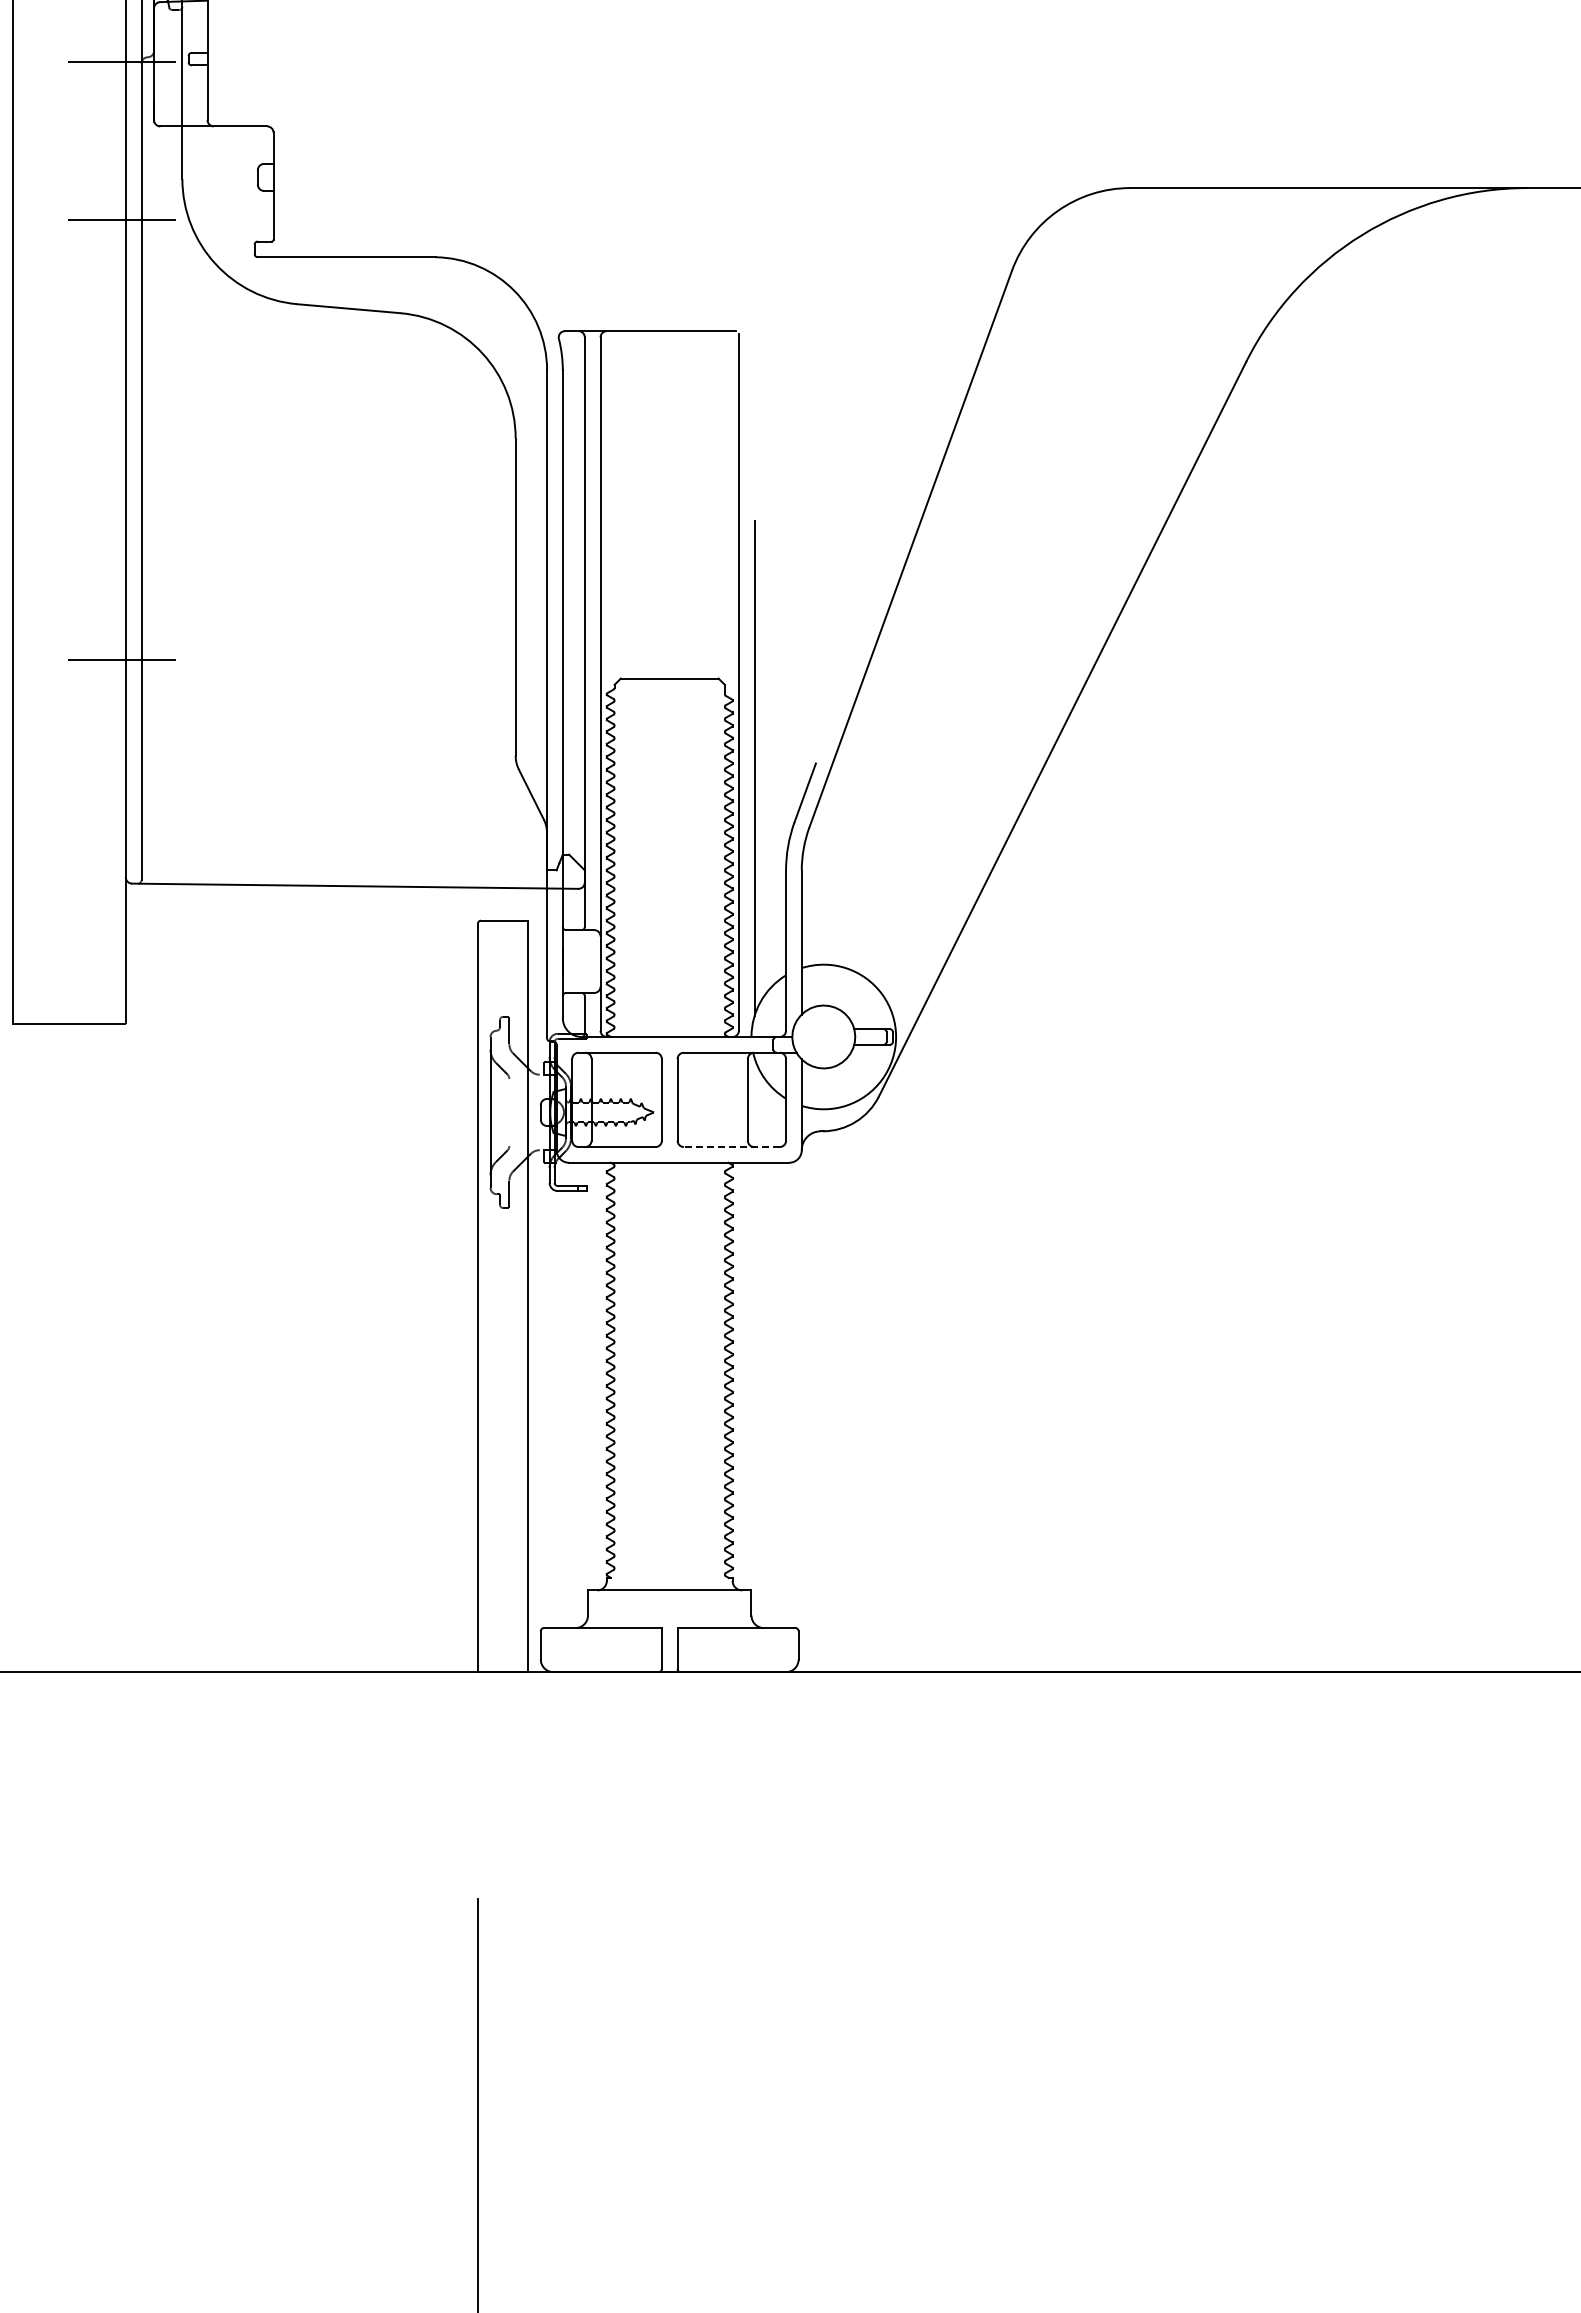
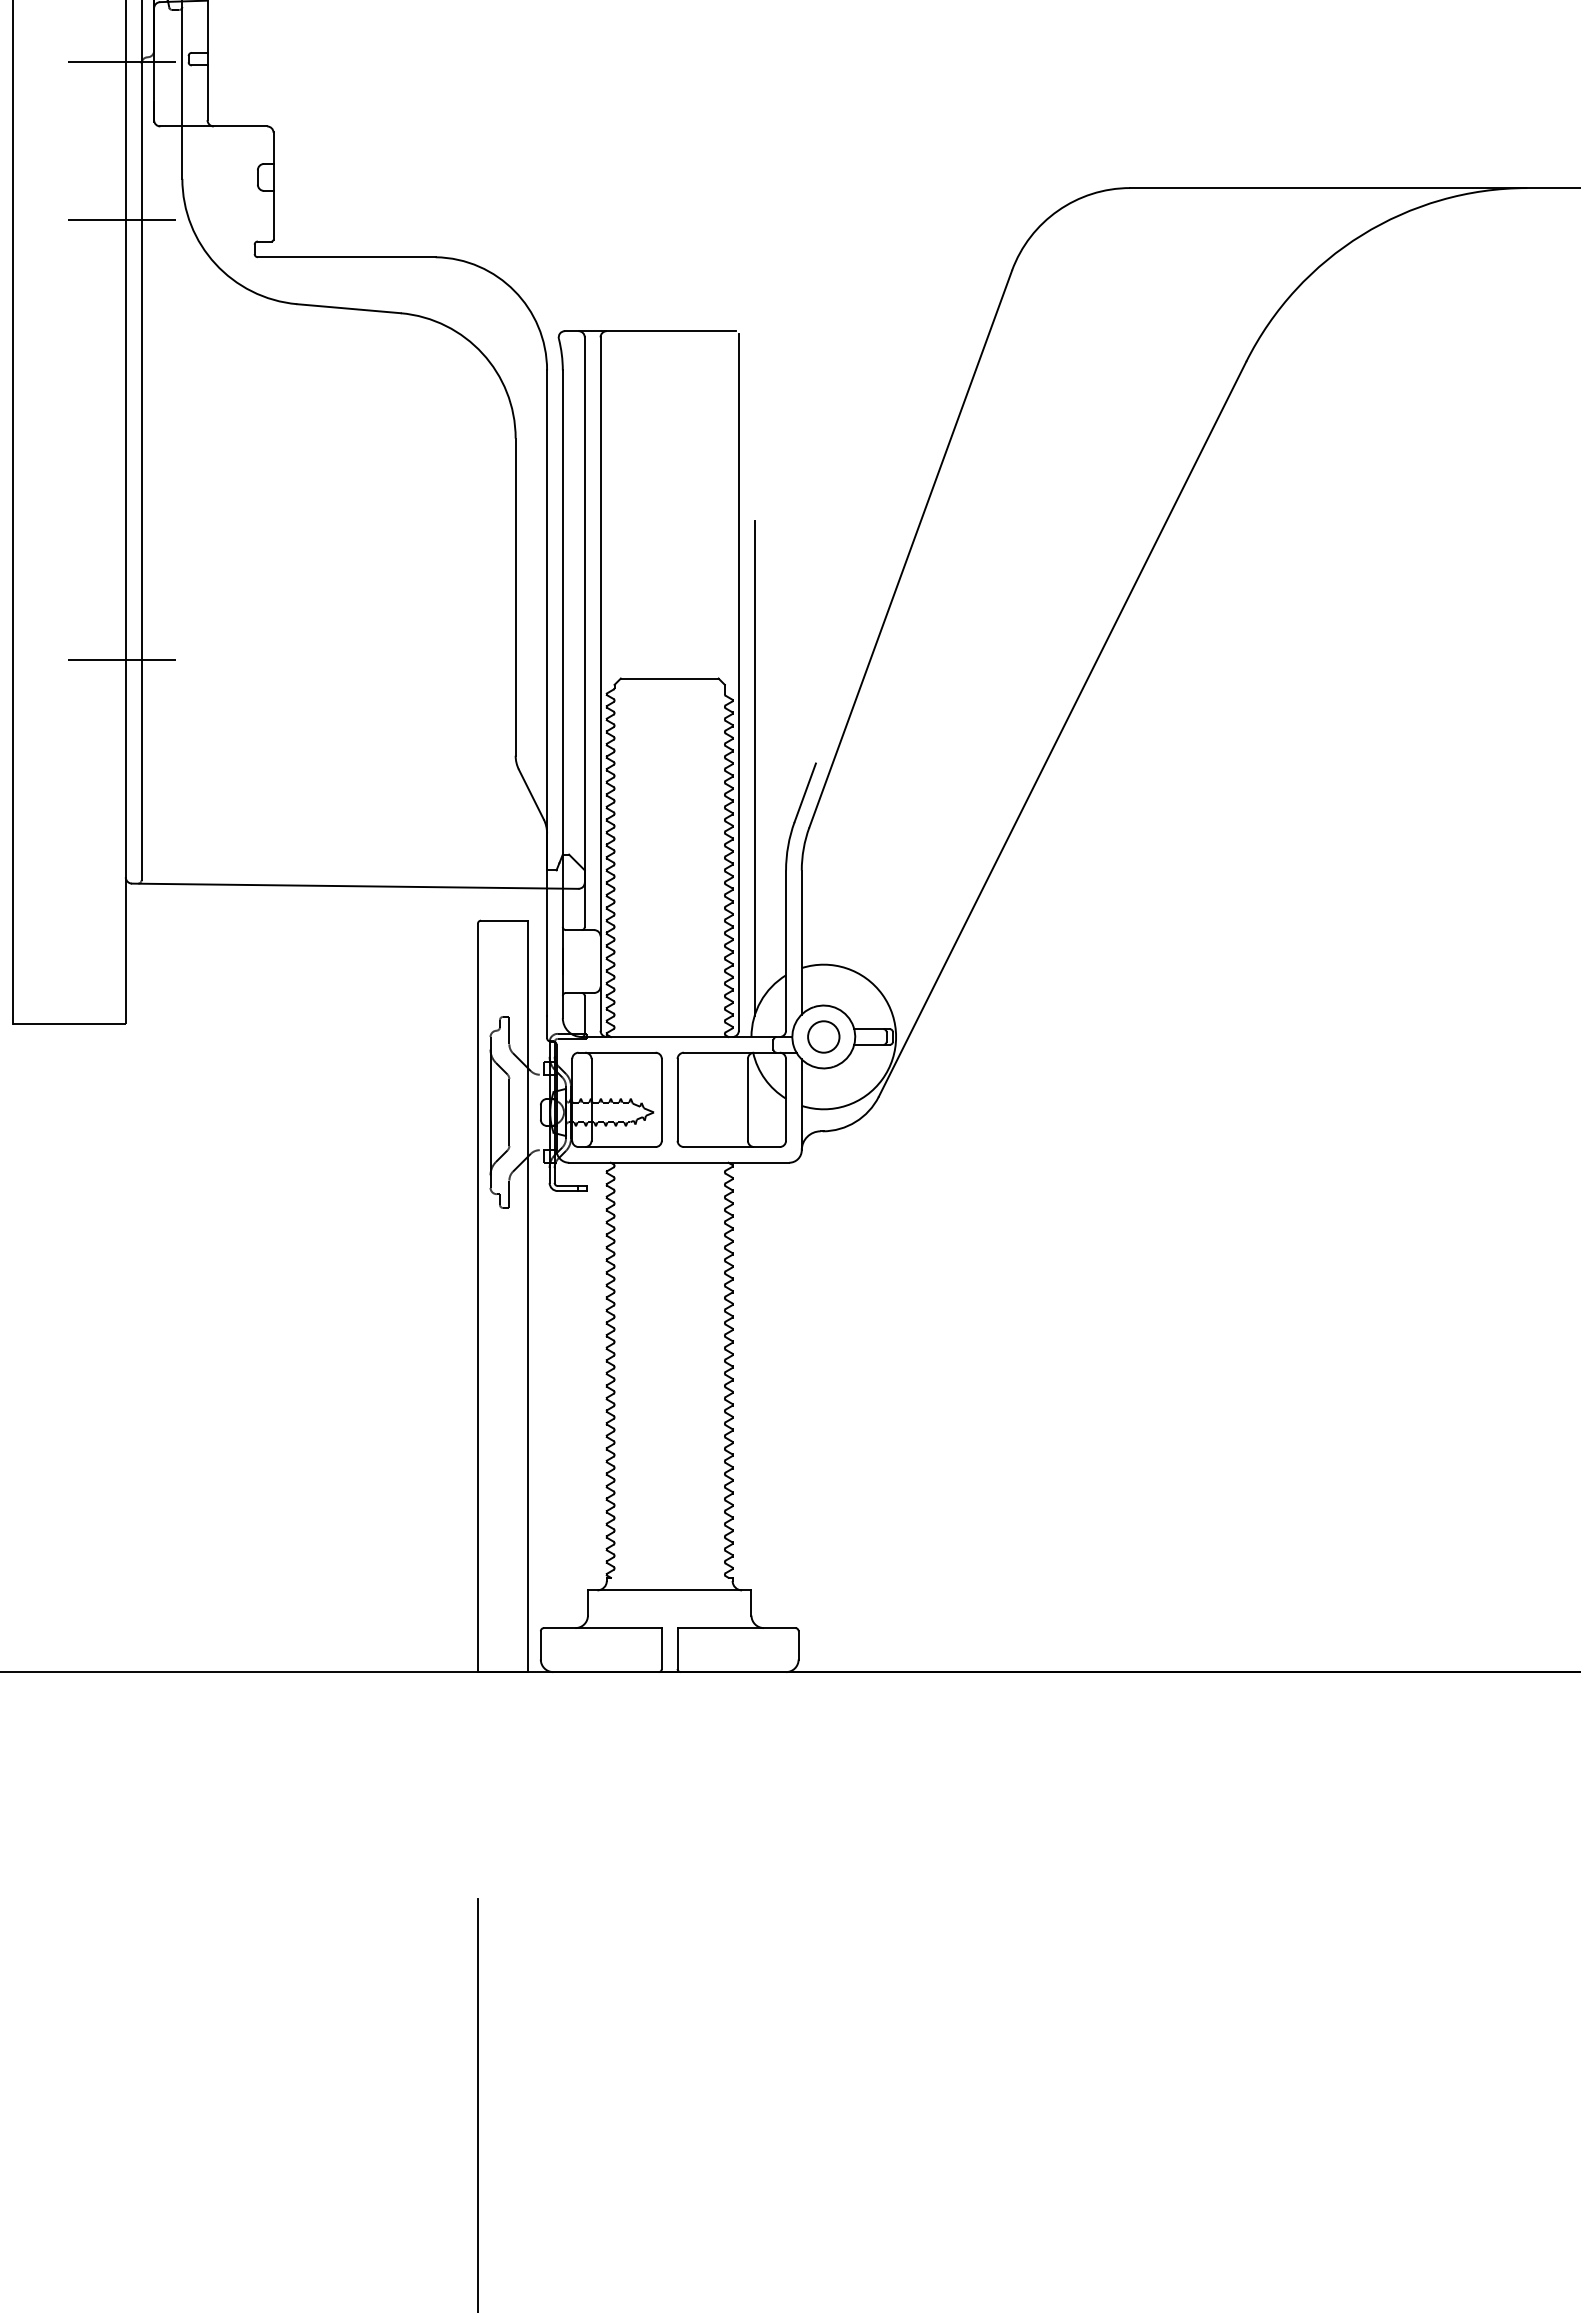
part: none -> present (823, 1036)
line: none -> present (509, 1112)
line: dashed -> solid (731, 1147)
